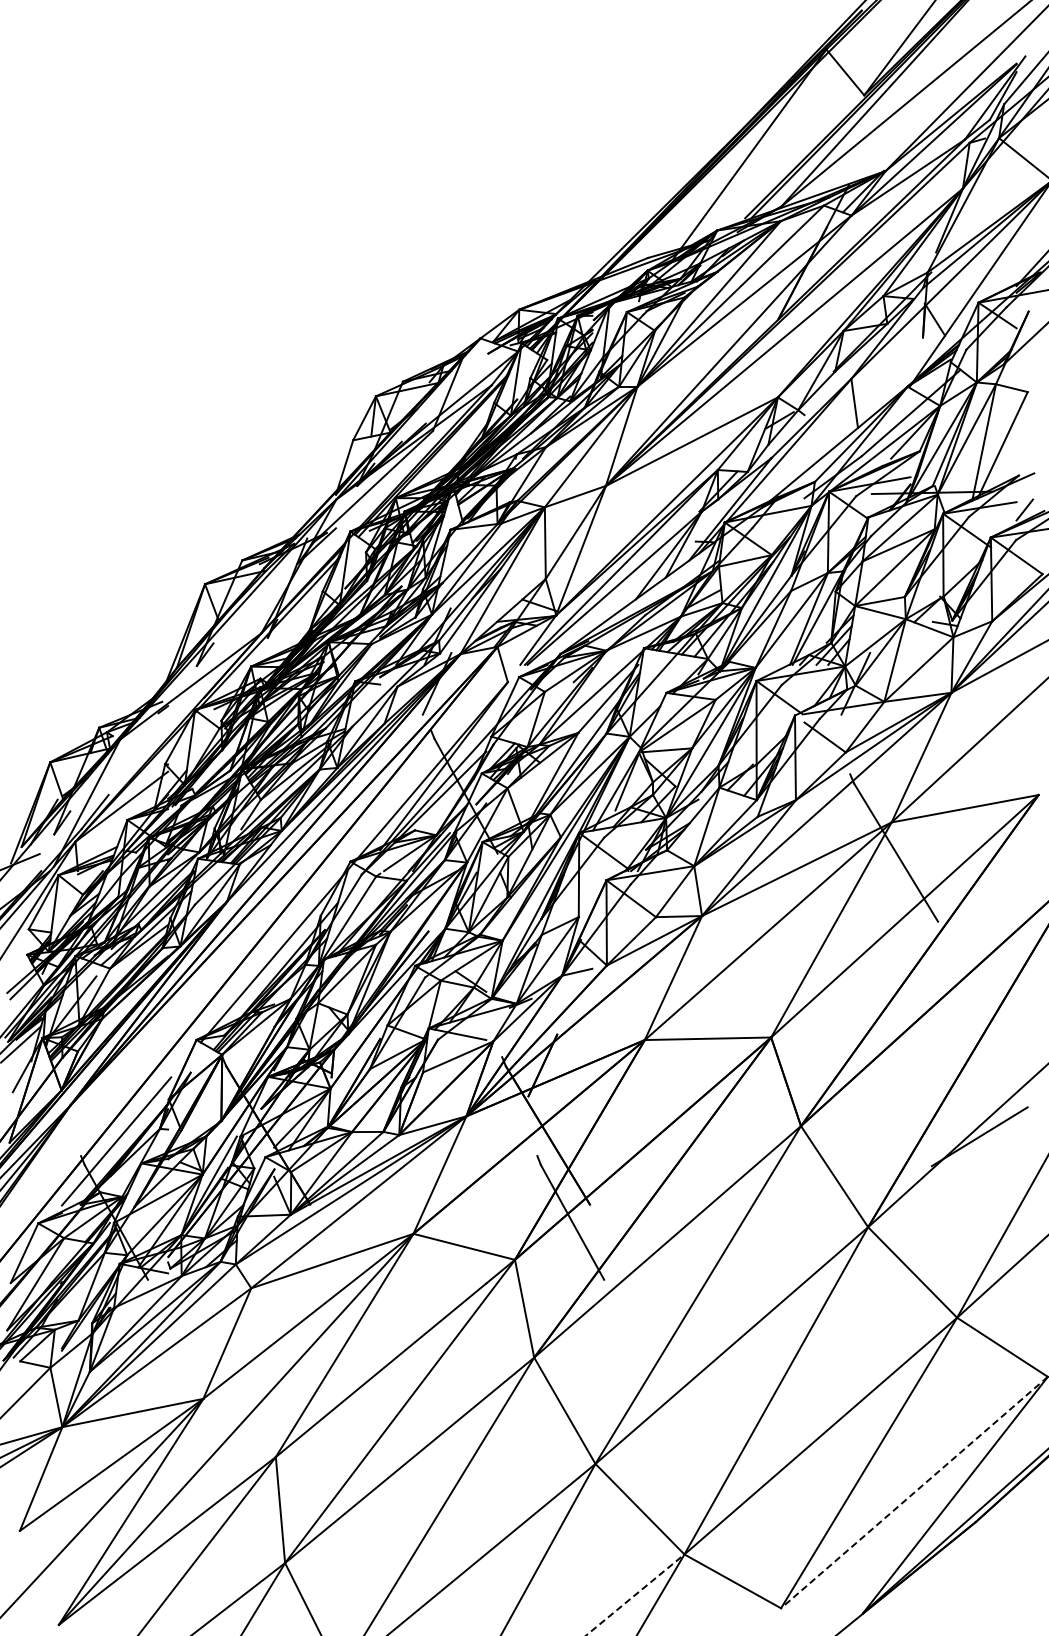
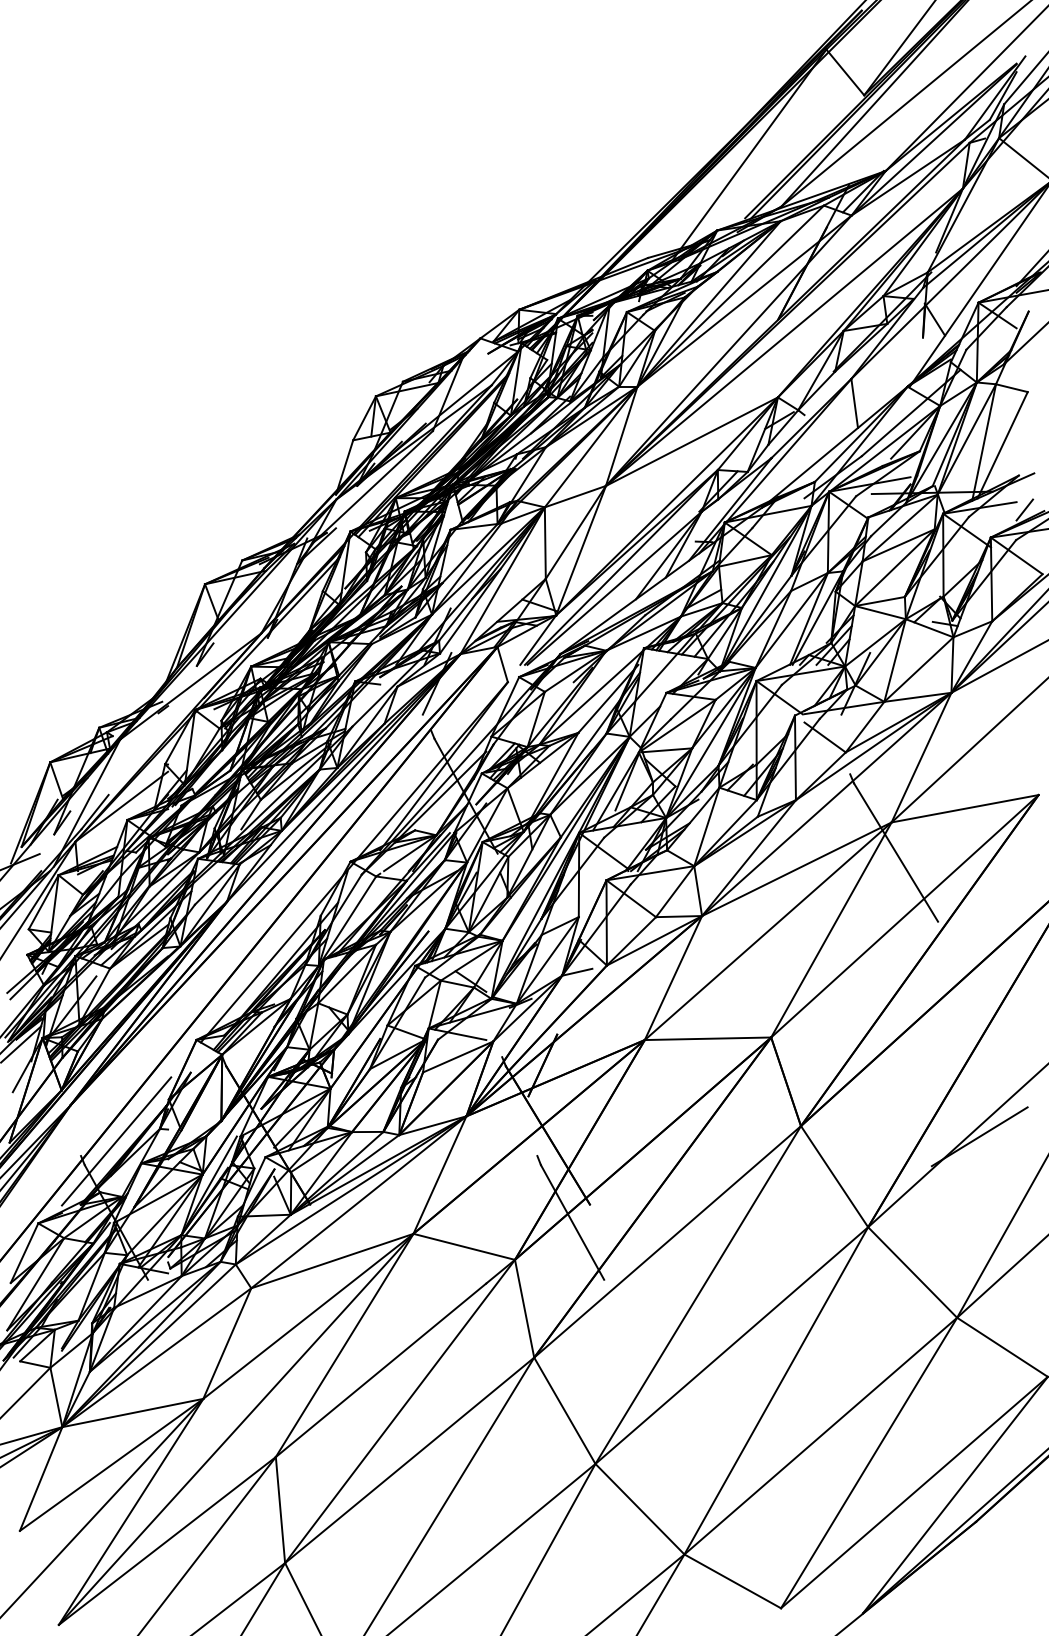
line: dashed -> solid (914, 1492)
line: dashed -> solid (635, 1595)
